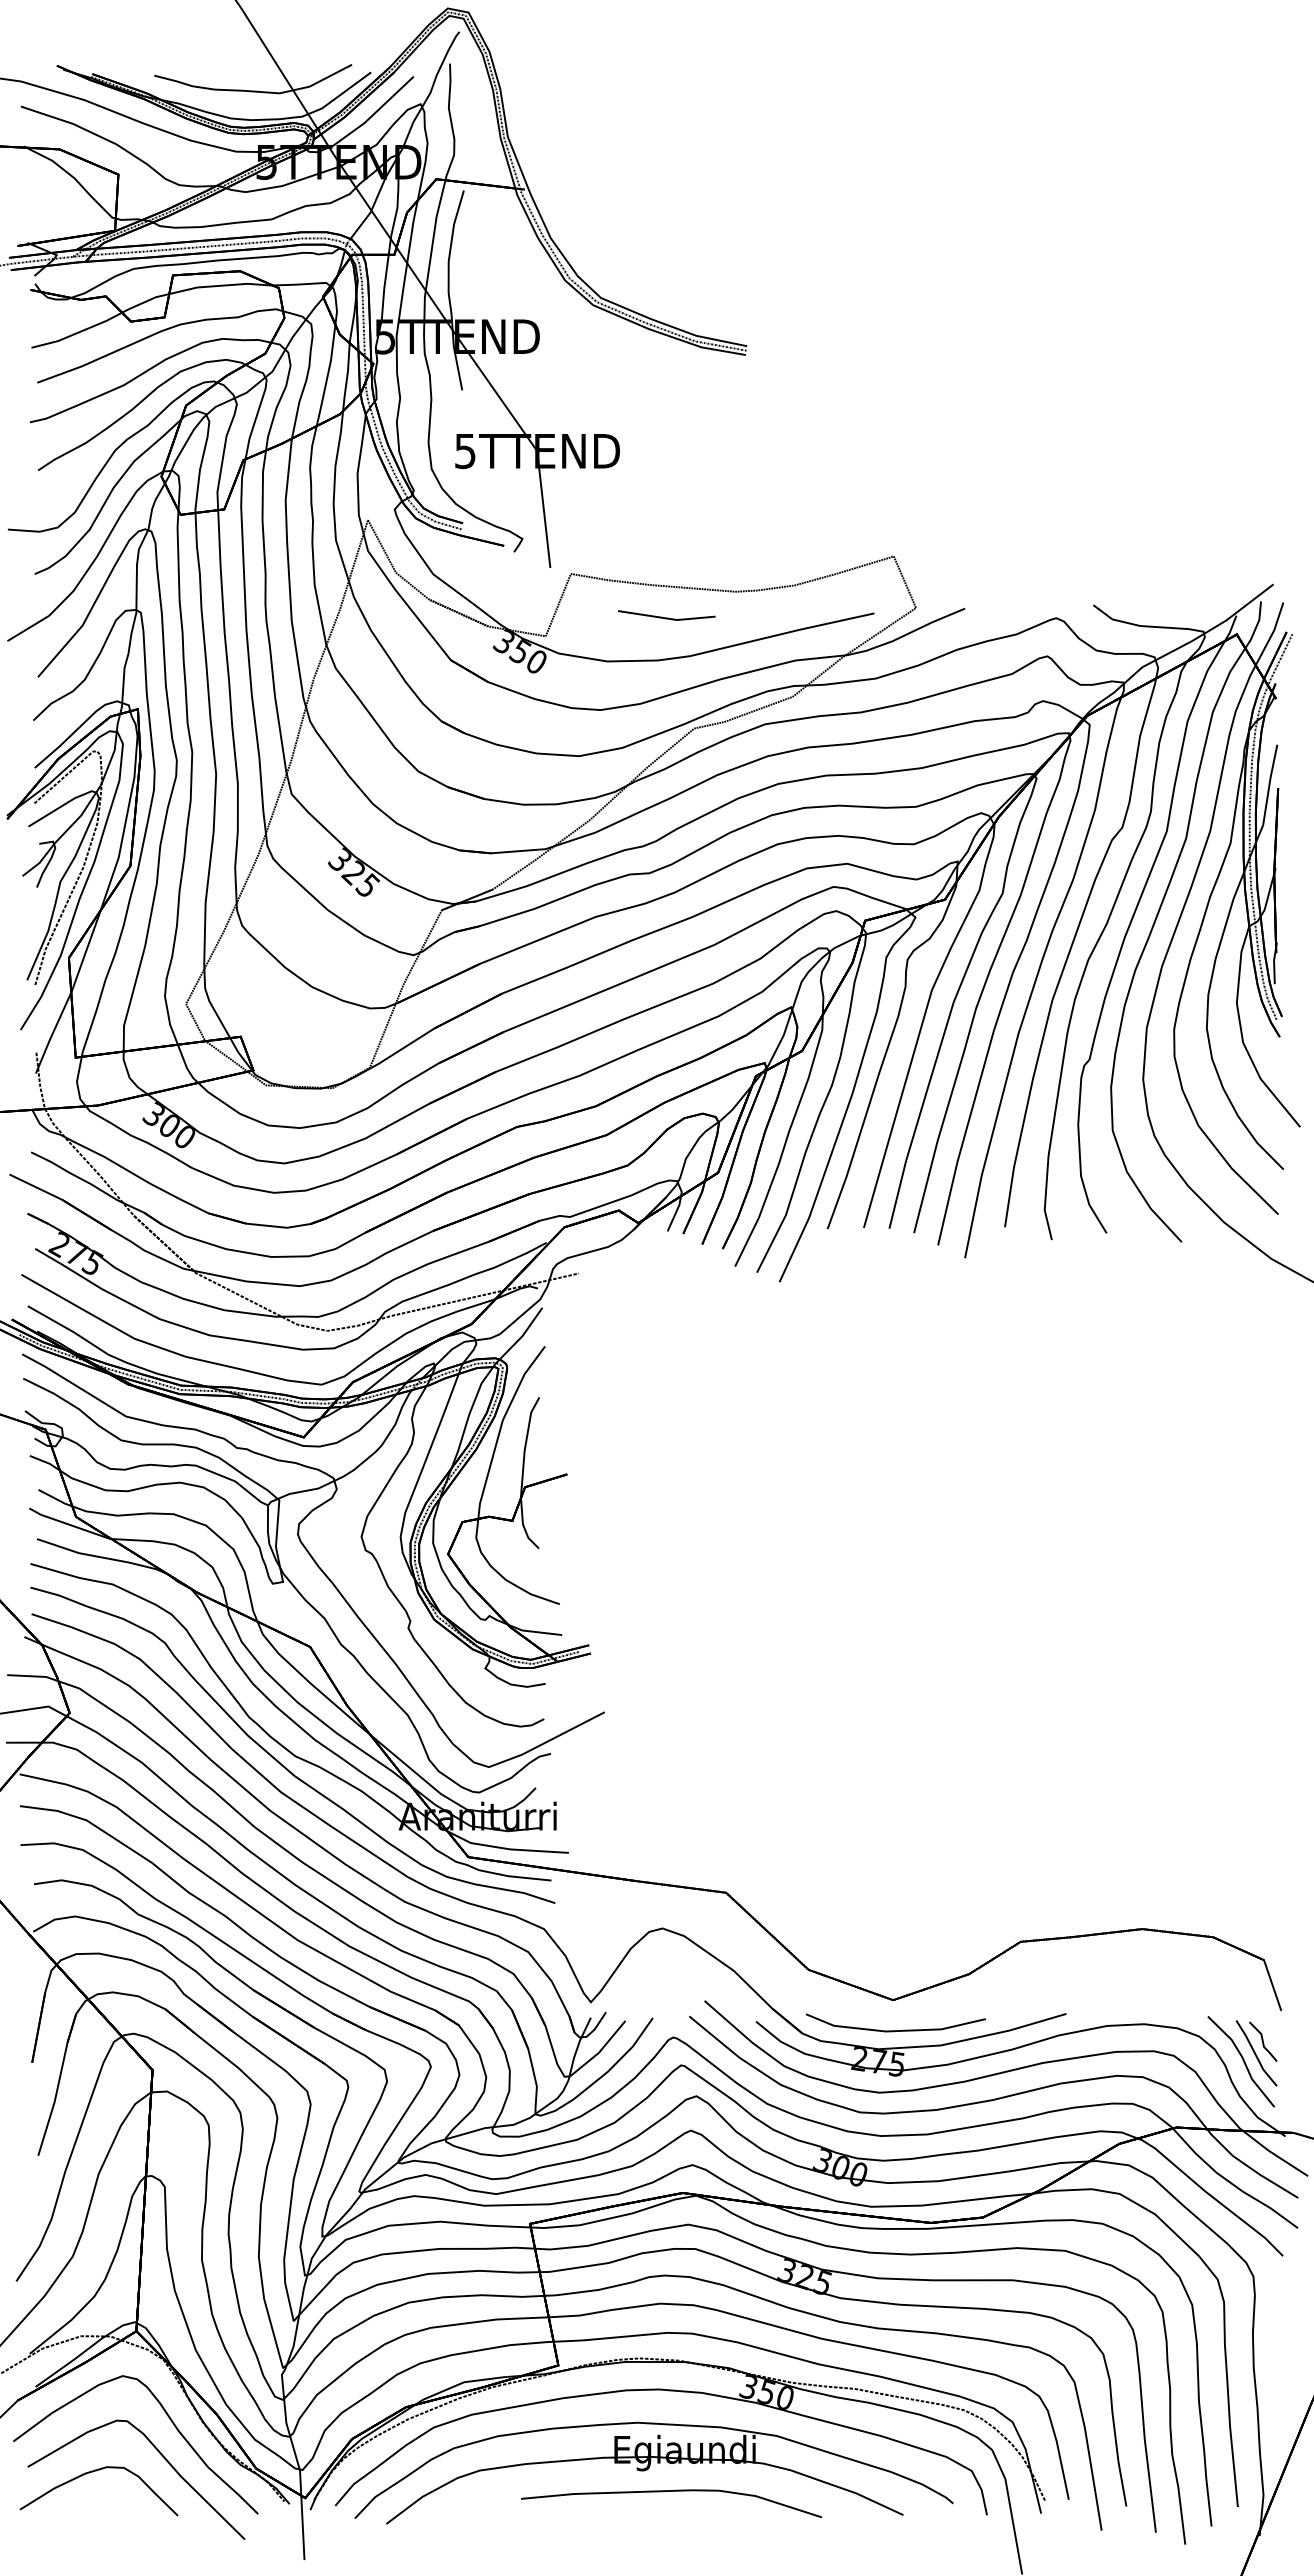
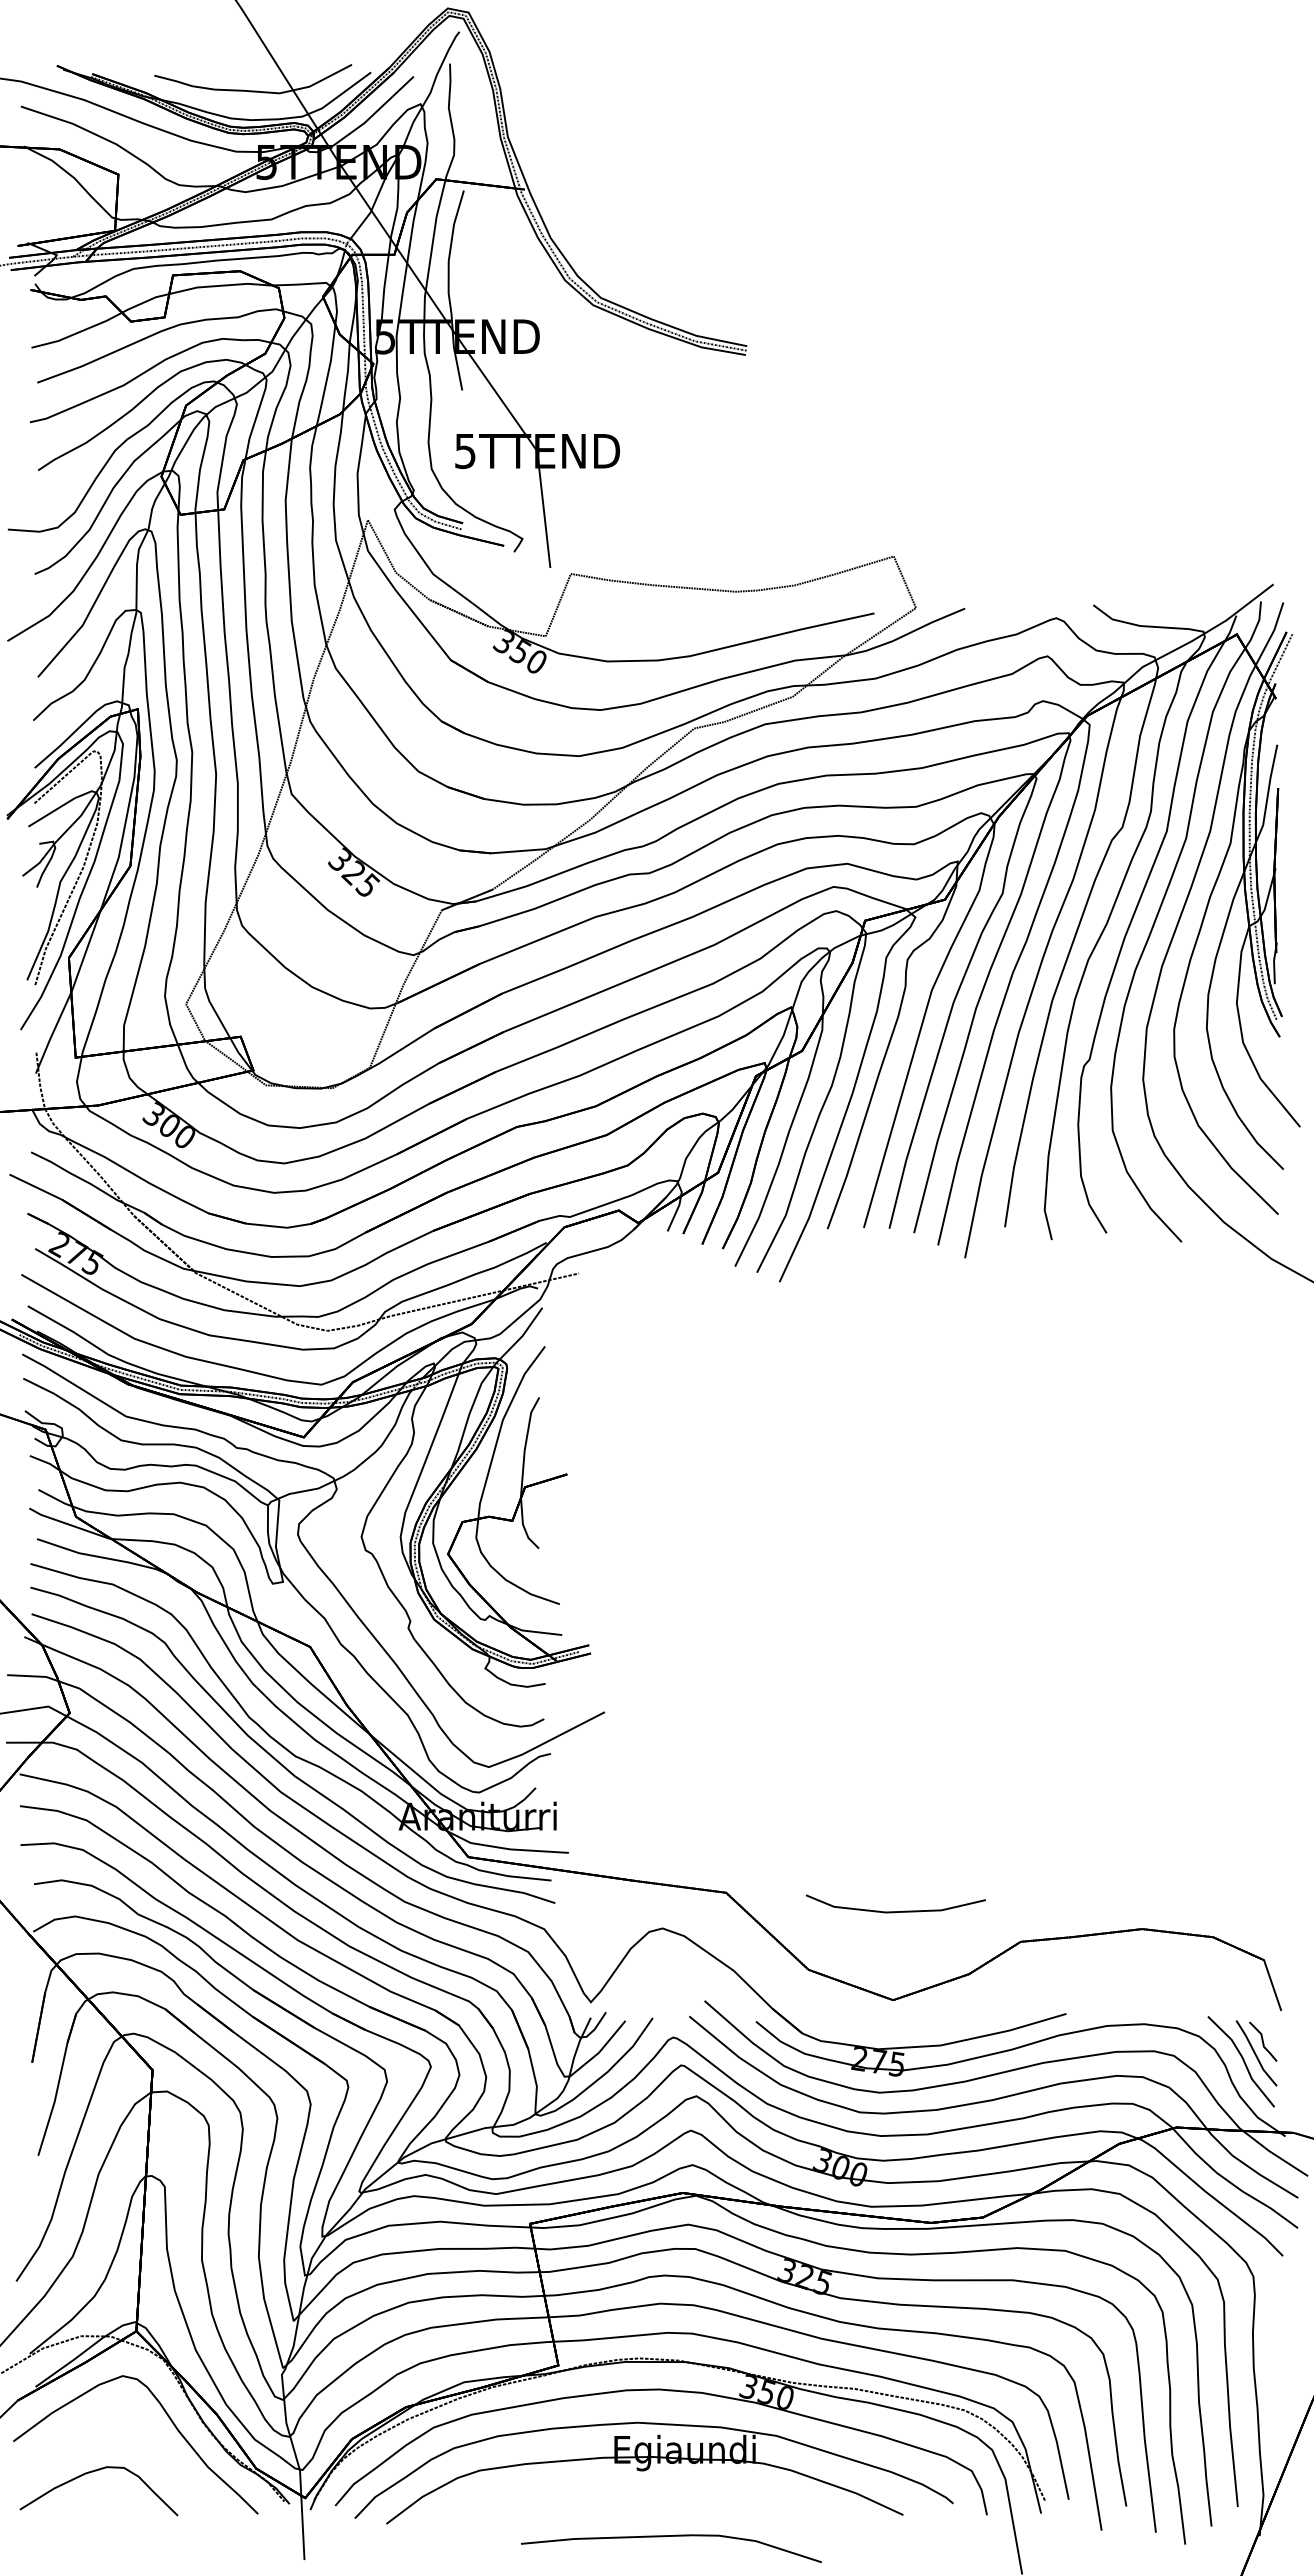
line: present -> none (666, 617)
line position: (895, 2030) -> (895, 1911) (895, 1911)
curve: present -> none (163, 2458)
curve position: (671, 2491) -> (671, 2536) (671, 2536)
